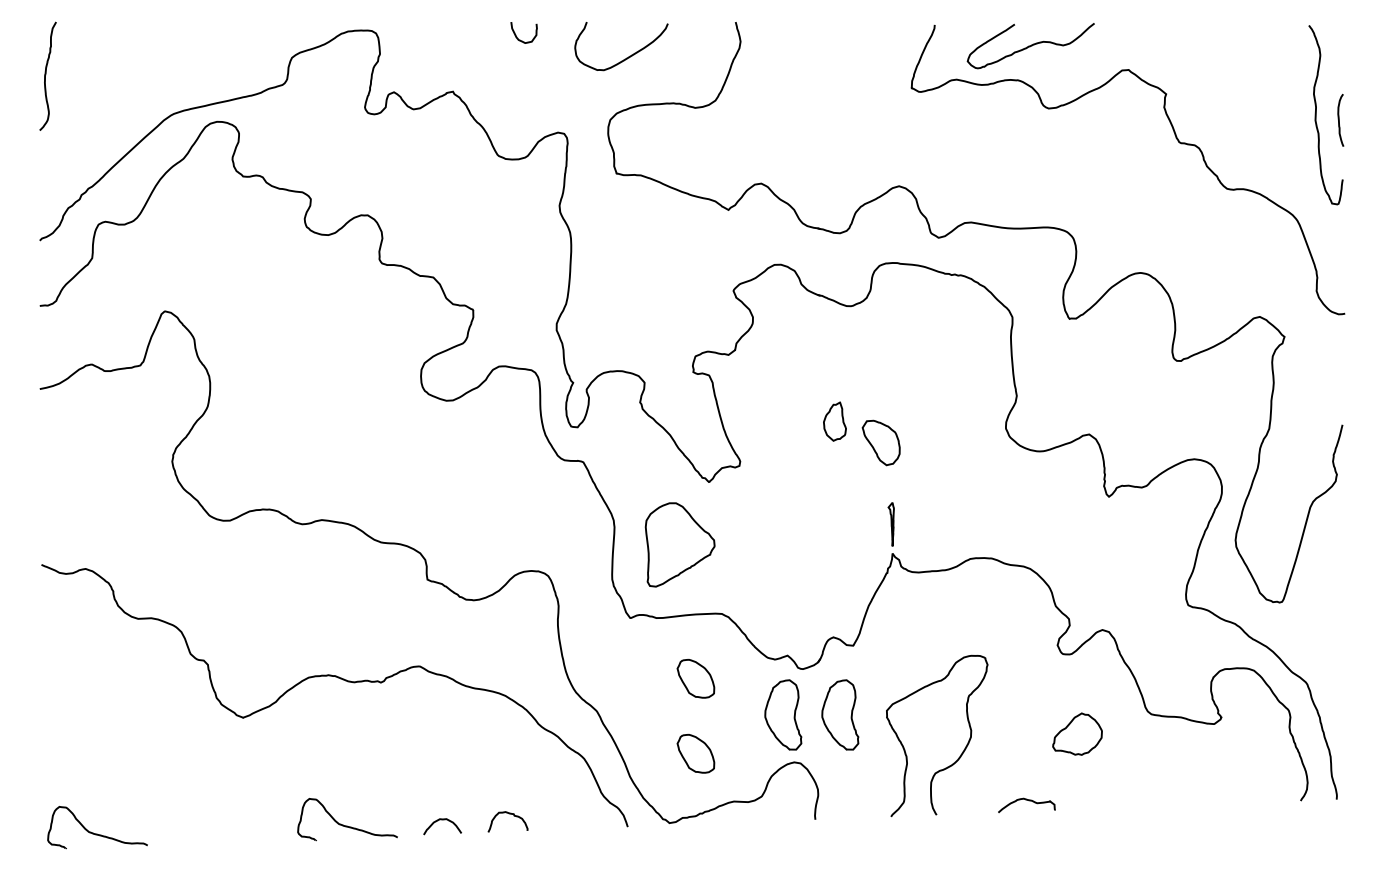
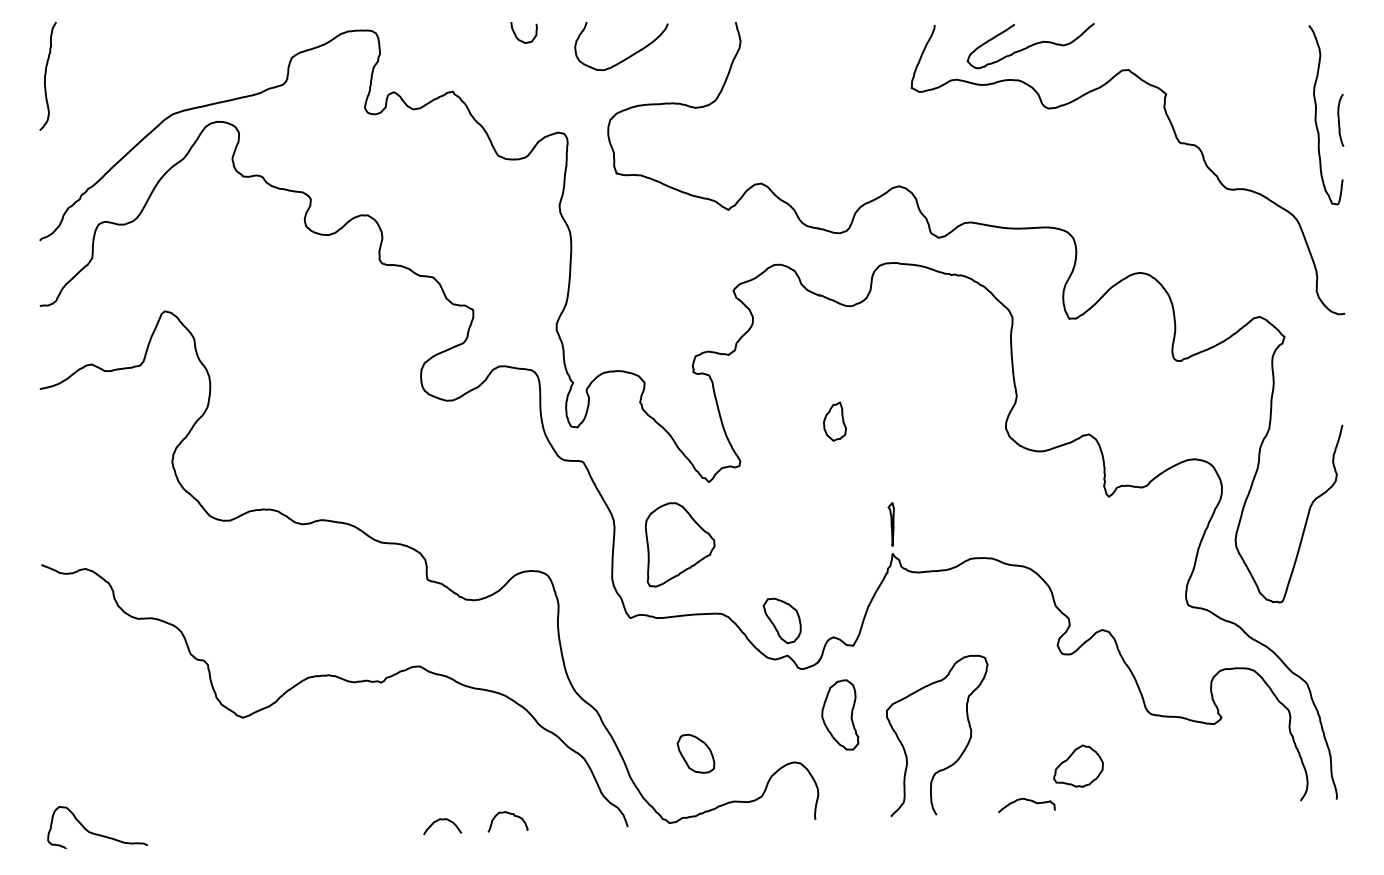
part position: (880, 442) -> (781, 620) (781, 620)
part: present -> none (695, 678)
part: present -> none (783, 714)
part position: (1077, 733) -> (1078, 765) (1078, 765)
curve: present -> none (347, 825)
